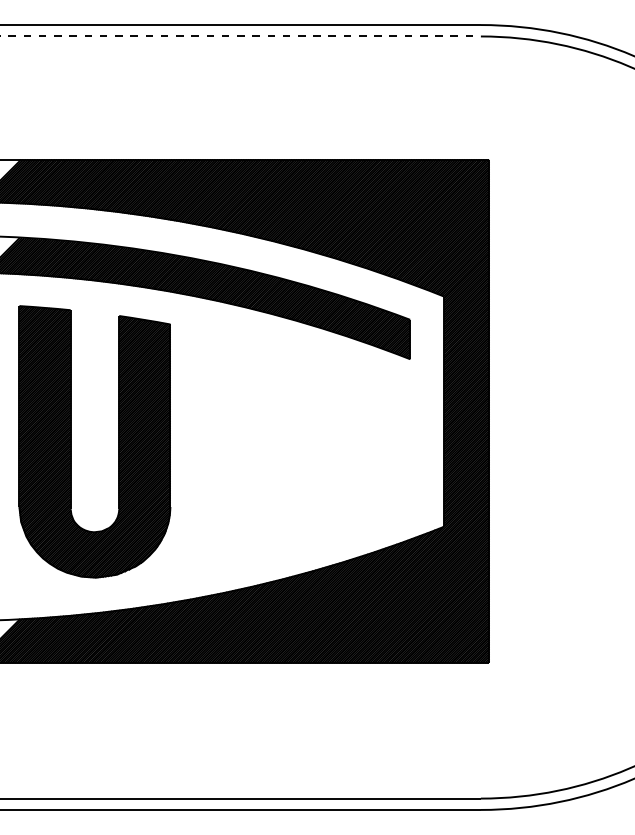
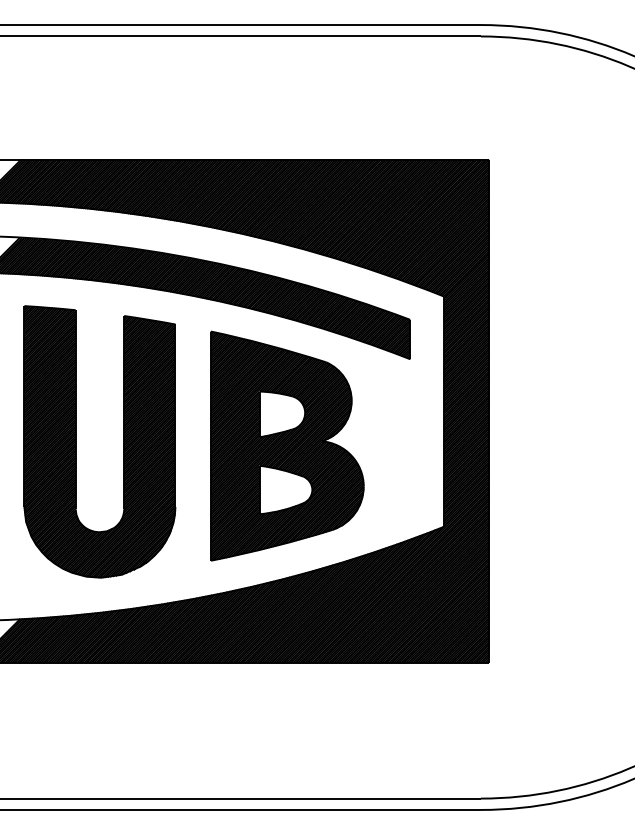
line: dashed -> solid (240, 36)
part position: (71, 441) -> (76, 441) (76, 441)
part: none -> present (287, 445)
